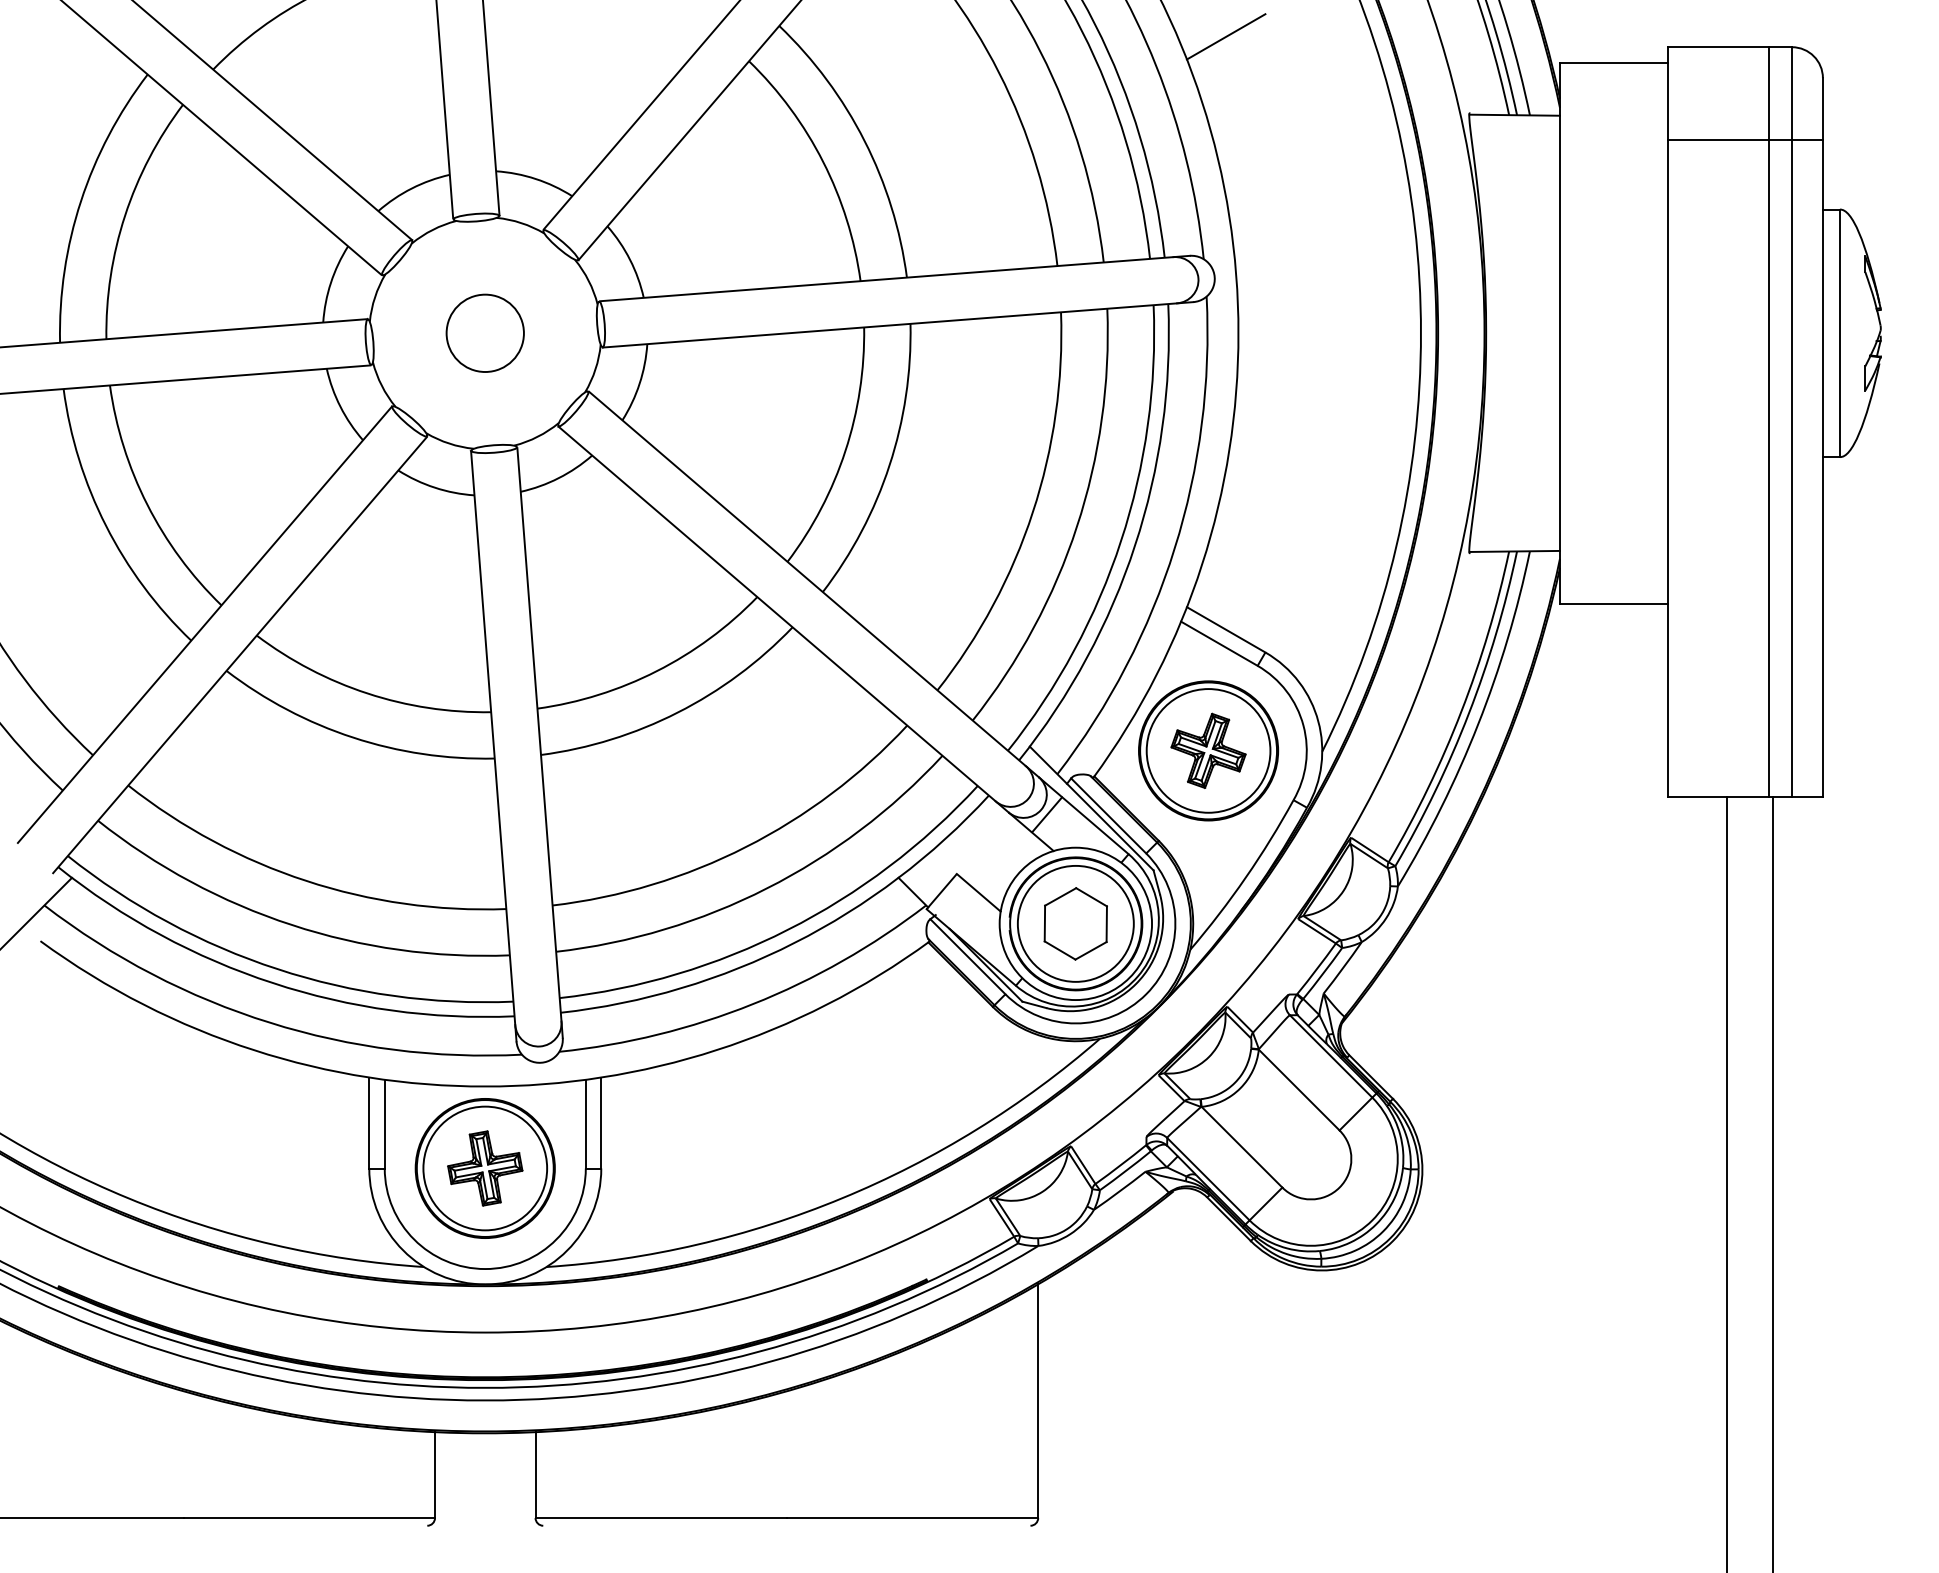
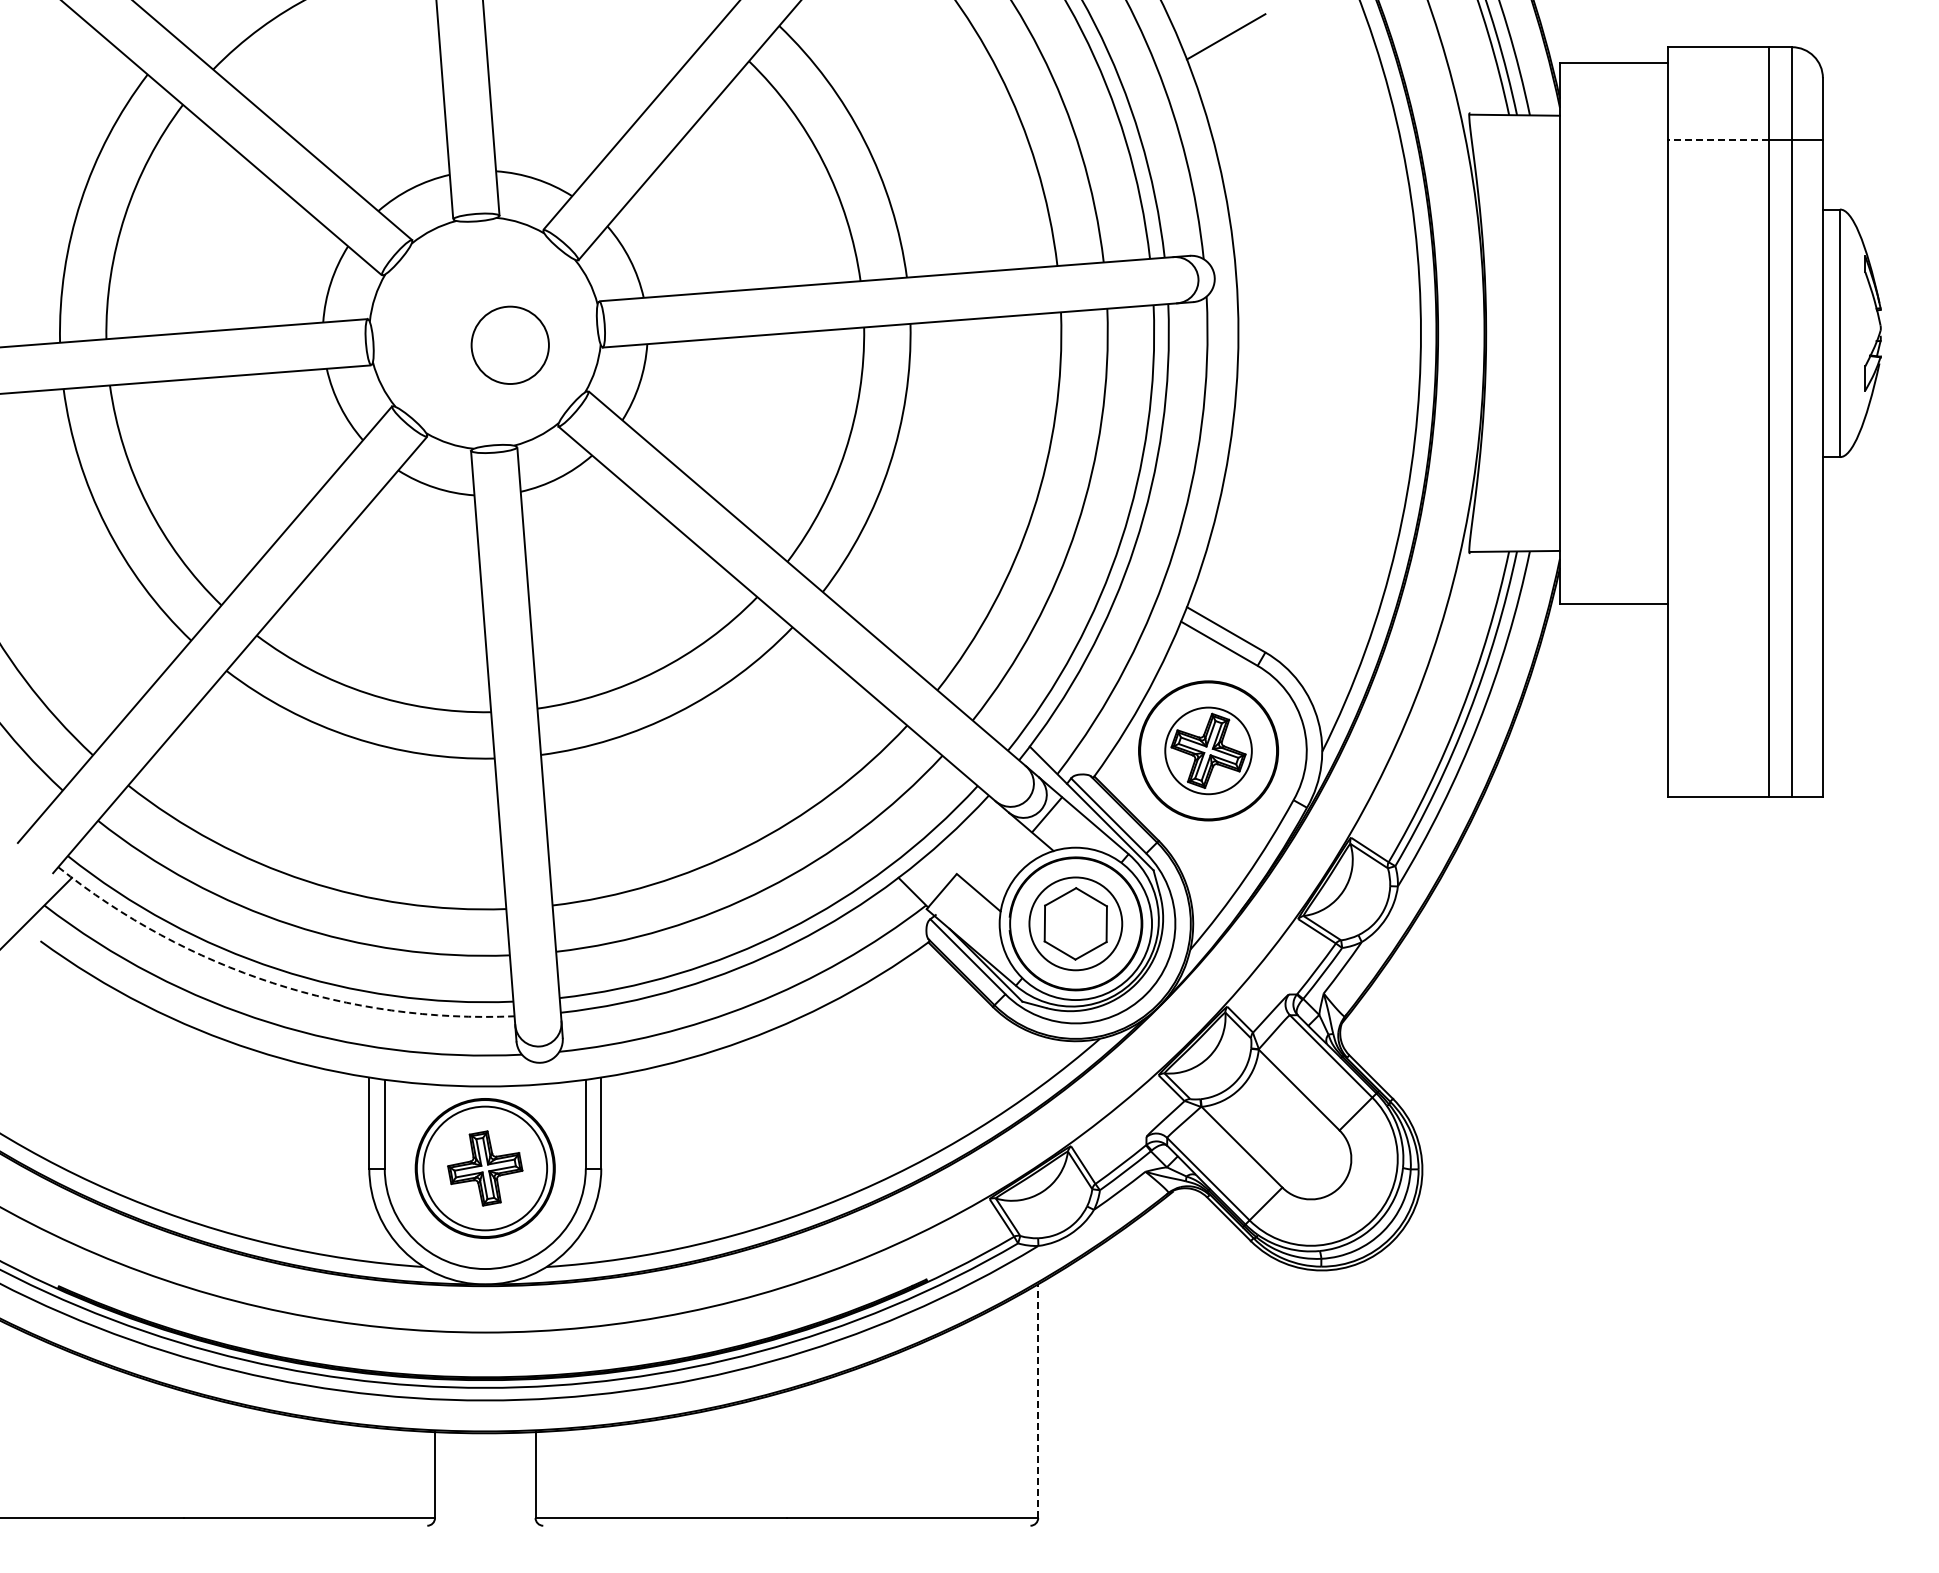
line: solid -> dashed (1718, 140)
circle position: (484, 332) -> (509, 344) (509, 344)
circle diameter: 124 px -> 87 px (1208, 750)
circle diameter: 116 px -> 93 px (1075, 923)
arc: solid -> dashed (272, 983)
line: present -> none (1726, 1183)
line: present -> none (1773, 1183)
line: solid -> dashed (1038, 1401)
